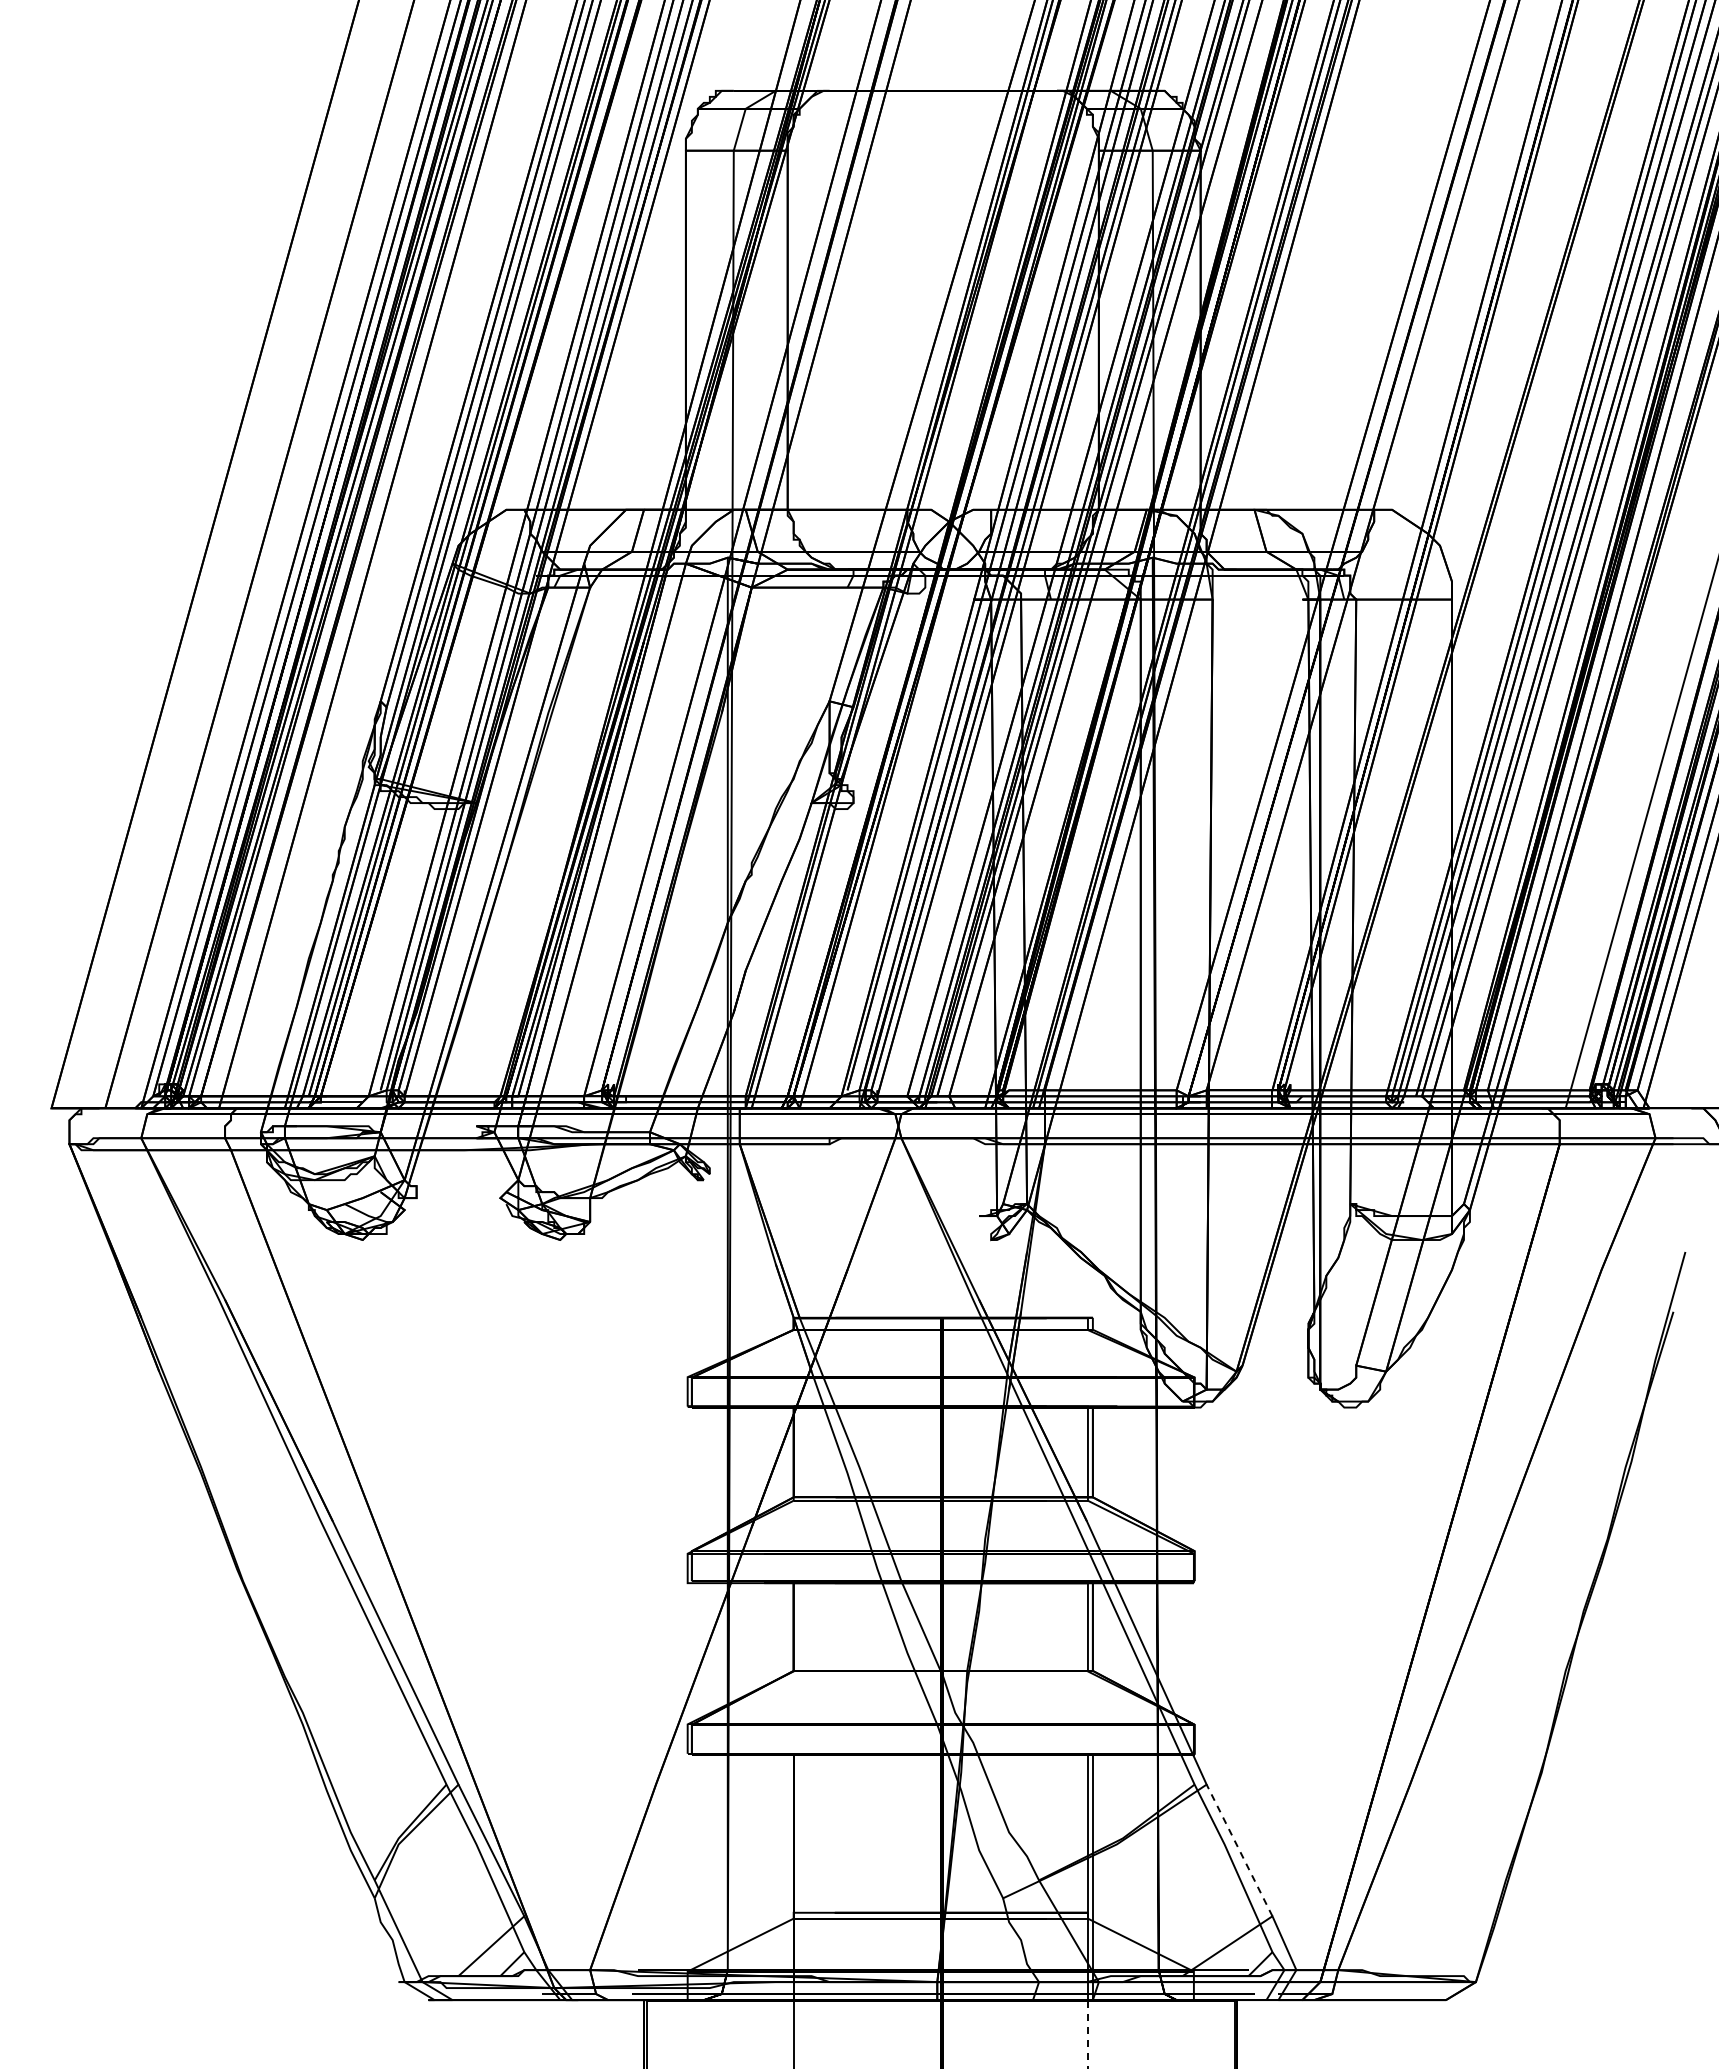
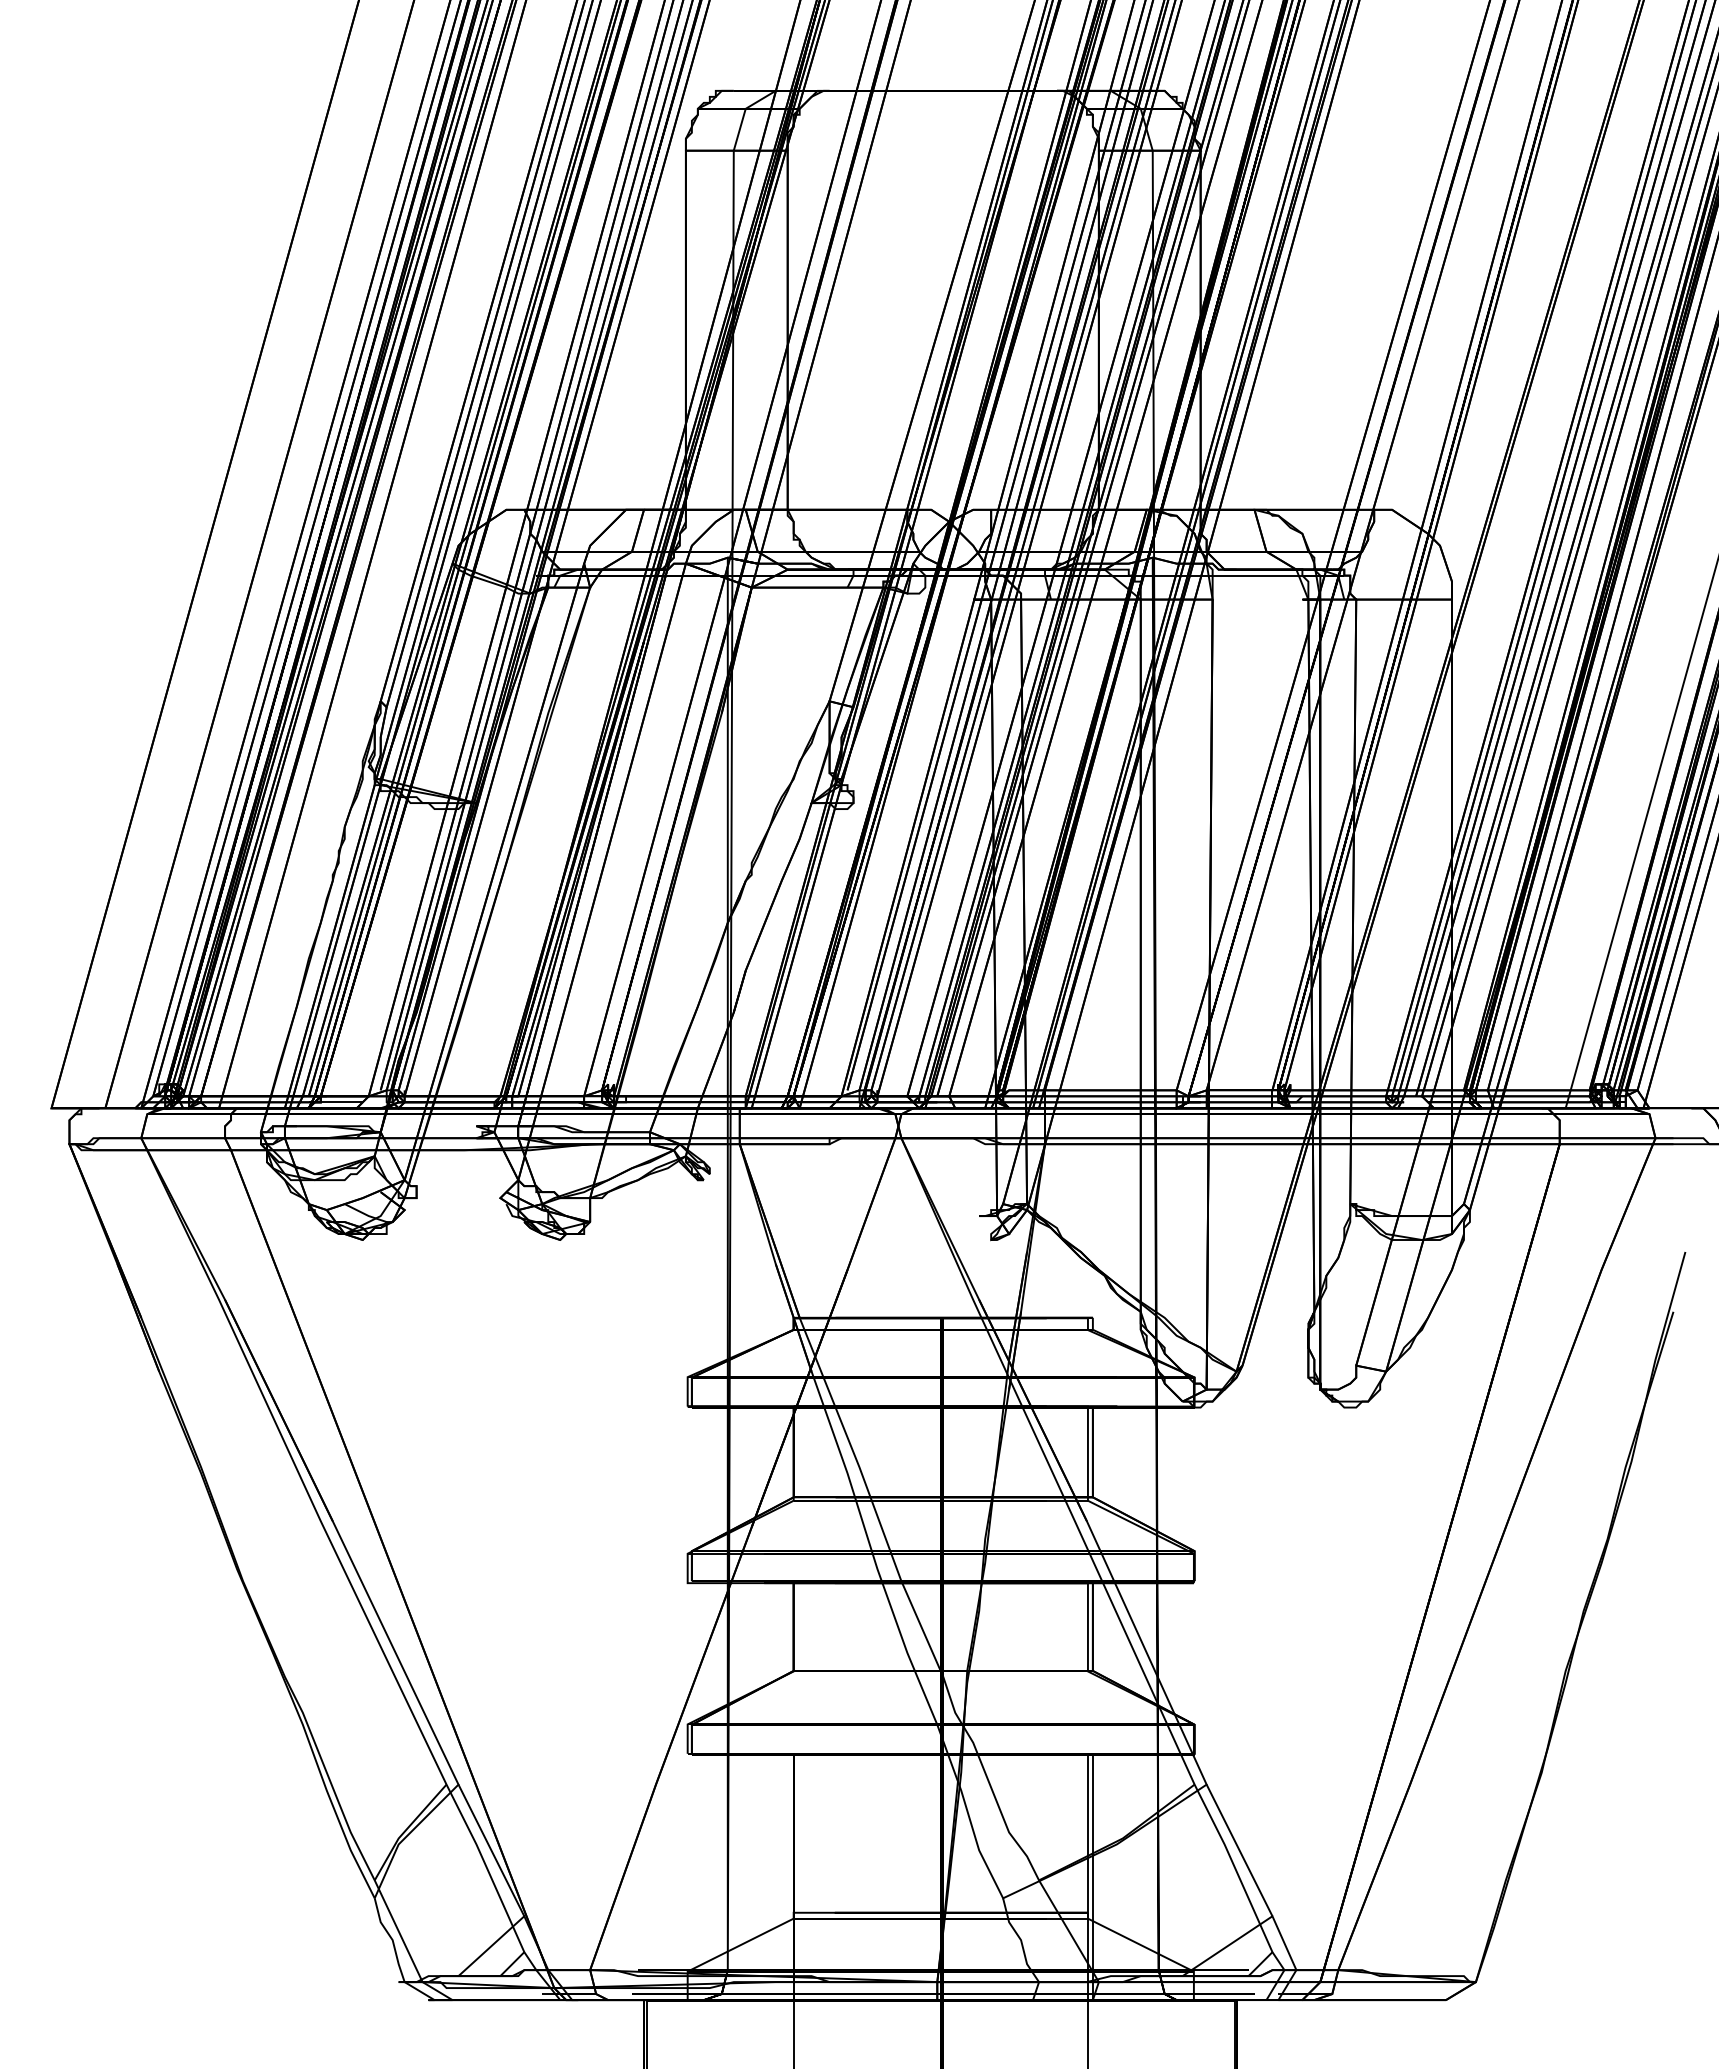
line: dashed -> solid (1239, 1850)
line: dashed -> solid (1087, 2034)
